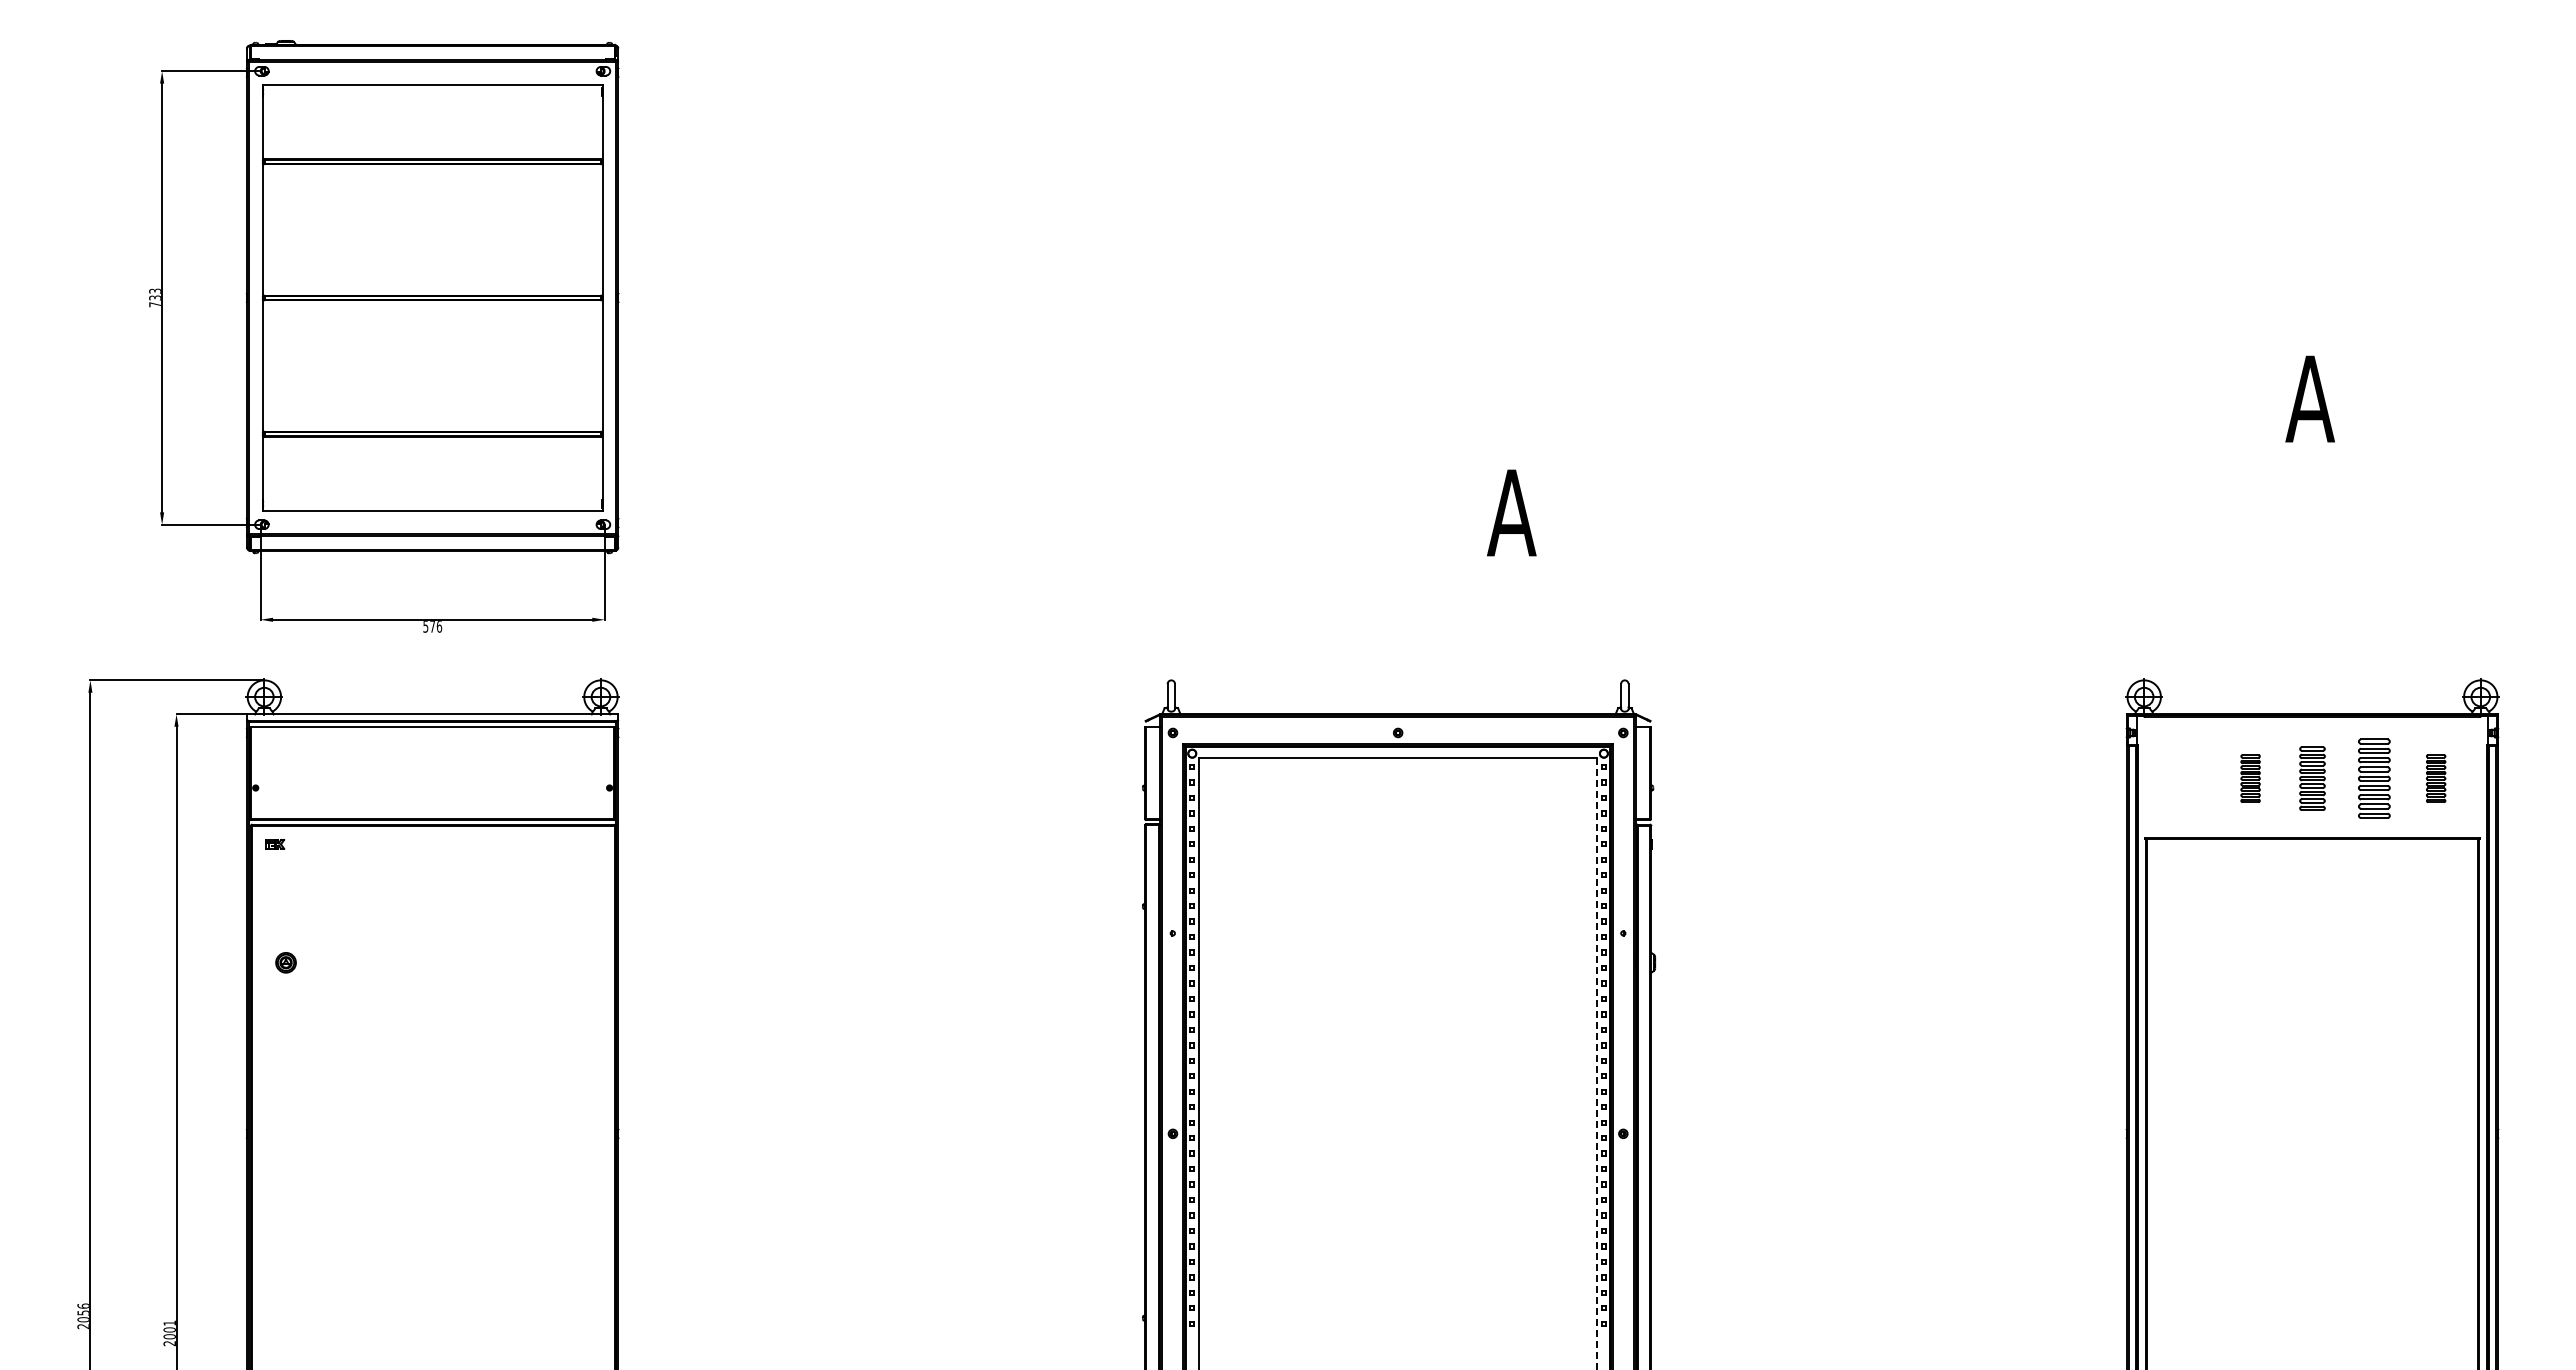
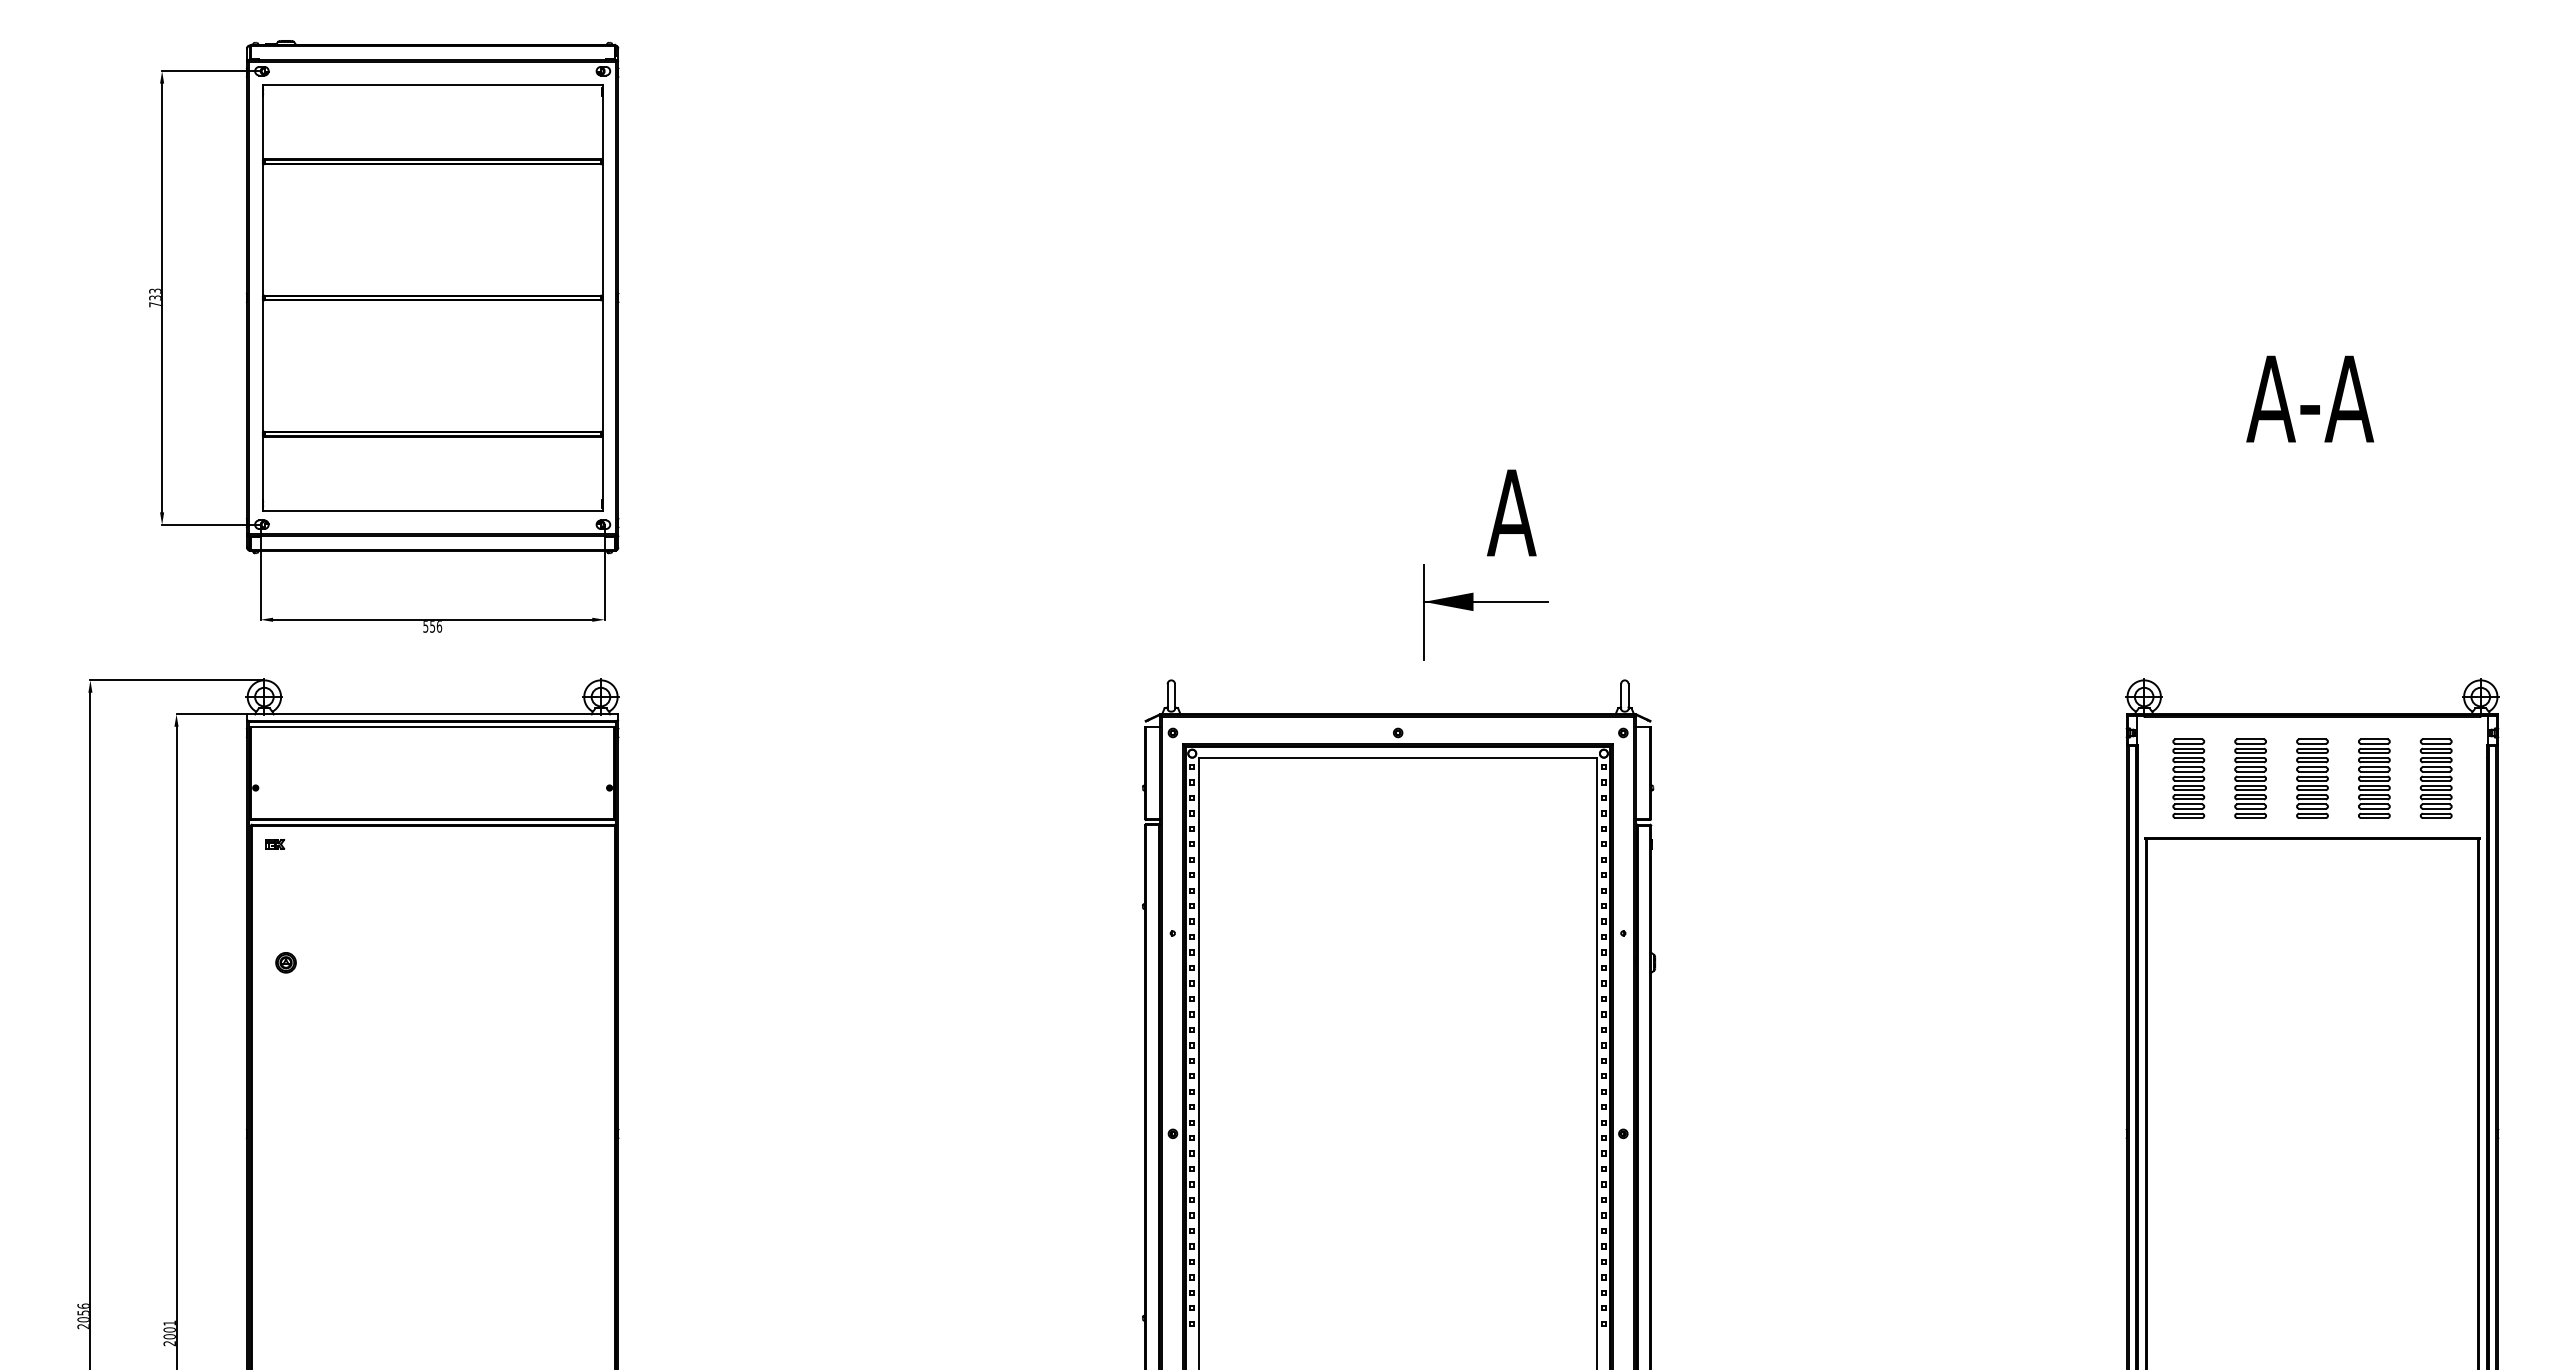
text: A -> A-A (2310, 398)
part: none -> present (1485, 602)
text: 576 -> 556 (432, 626)
part: none -> present (2188, 778)
part size: 21x49 px -> 33x81 px (2250, 778)
part size: 27x65 px -> 33x81 px (2312, 778)
part size: 21x49 px -> 34x81 px (2435, 778)
line: dashed -> solid (1596, 1064)
